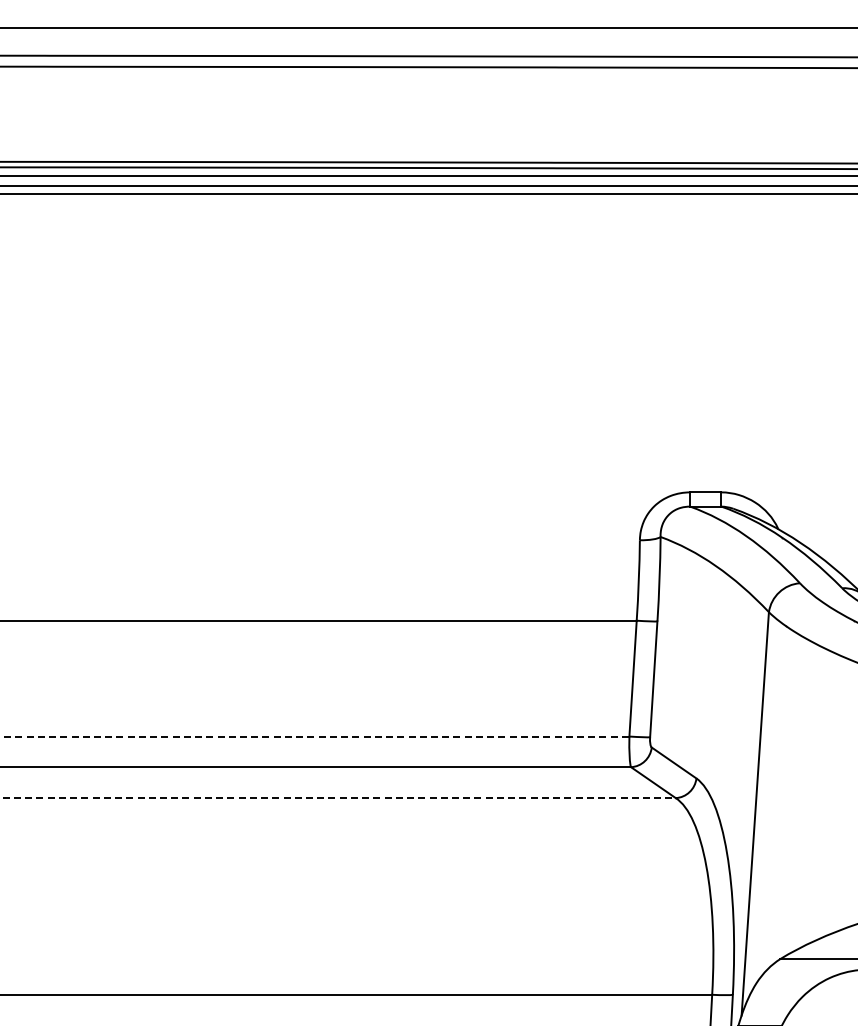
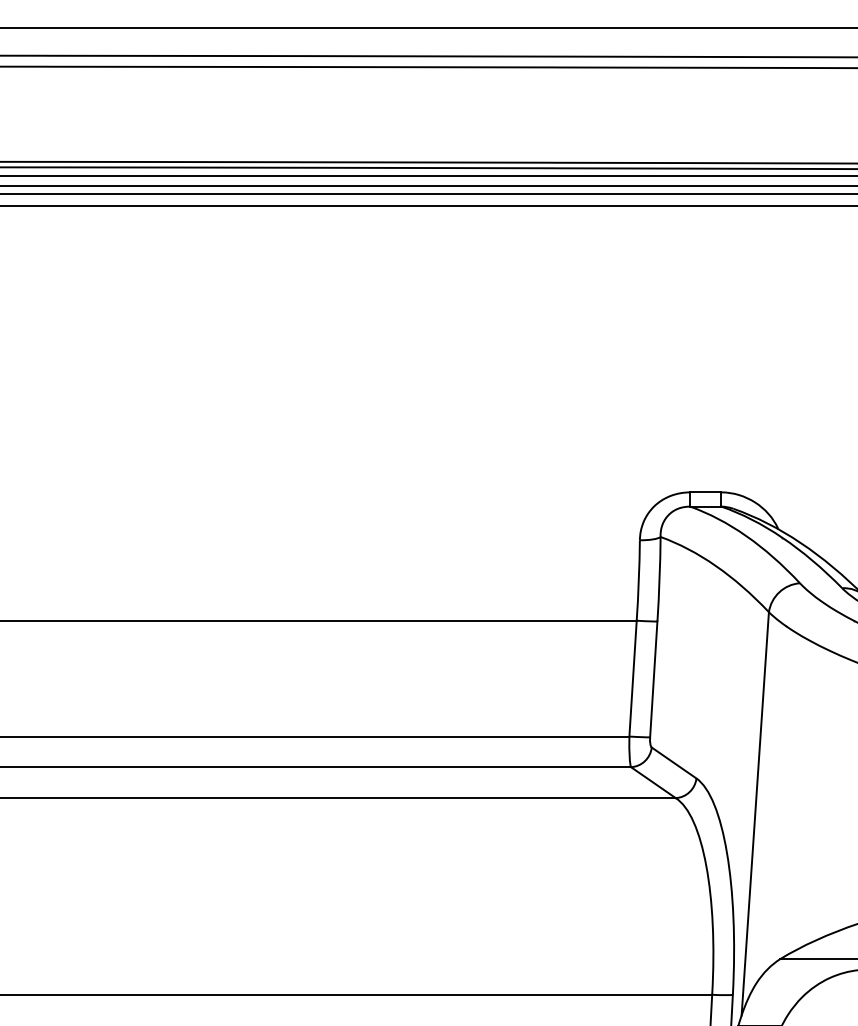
line: none -> present (428, 206)
line: dashed -> solid (315, 736)
line: dashed -> solid (338, 798)
